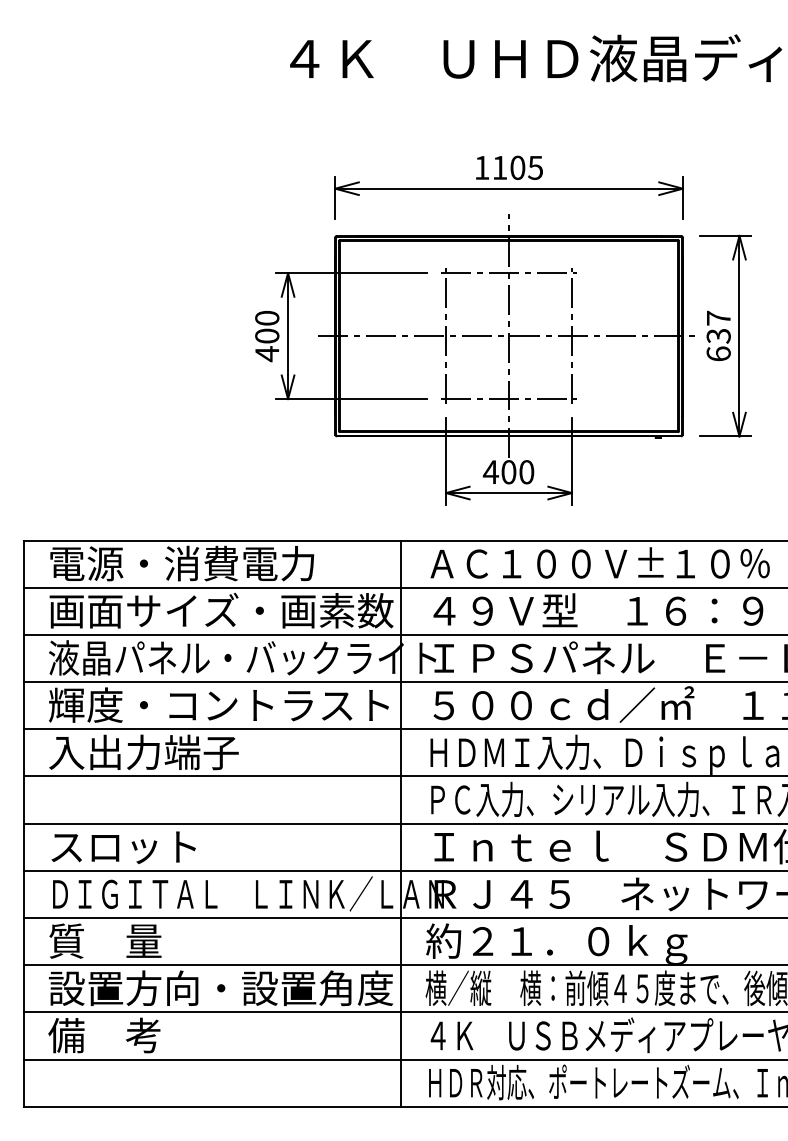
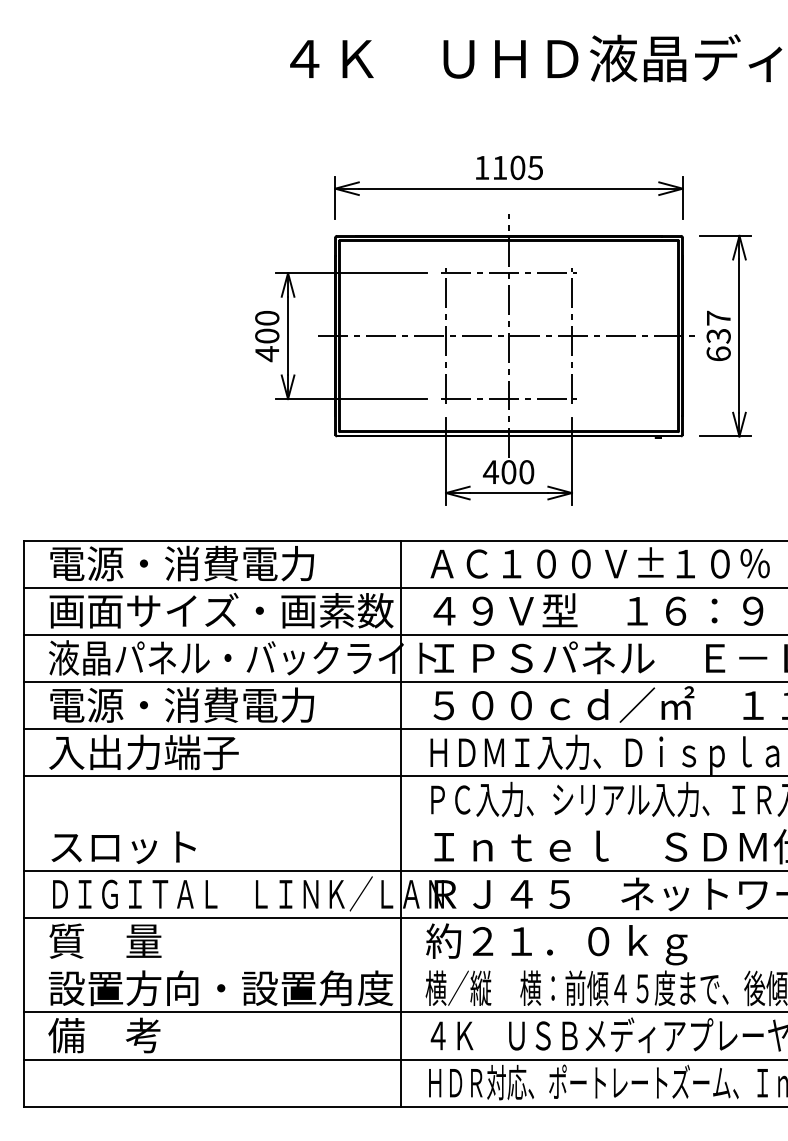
text: 輝度・コントラスト -> 電源・消費電力 (218, 704)
line: present -> none (403, 823)
line: present -> none (403, 965)
